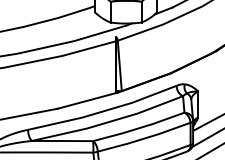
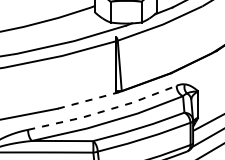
line: solid -> dashed (88, 100)
line: solid -> dashed (103, 111)
